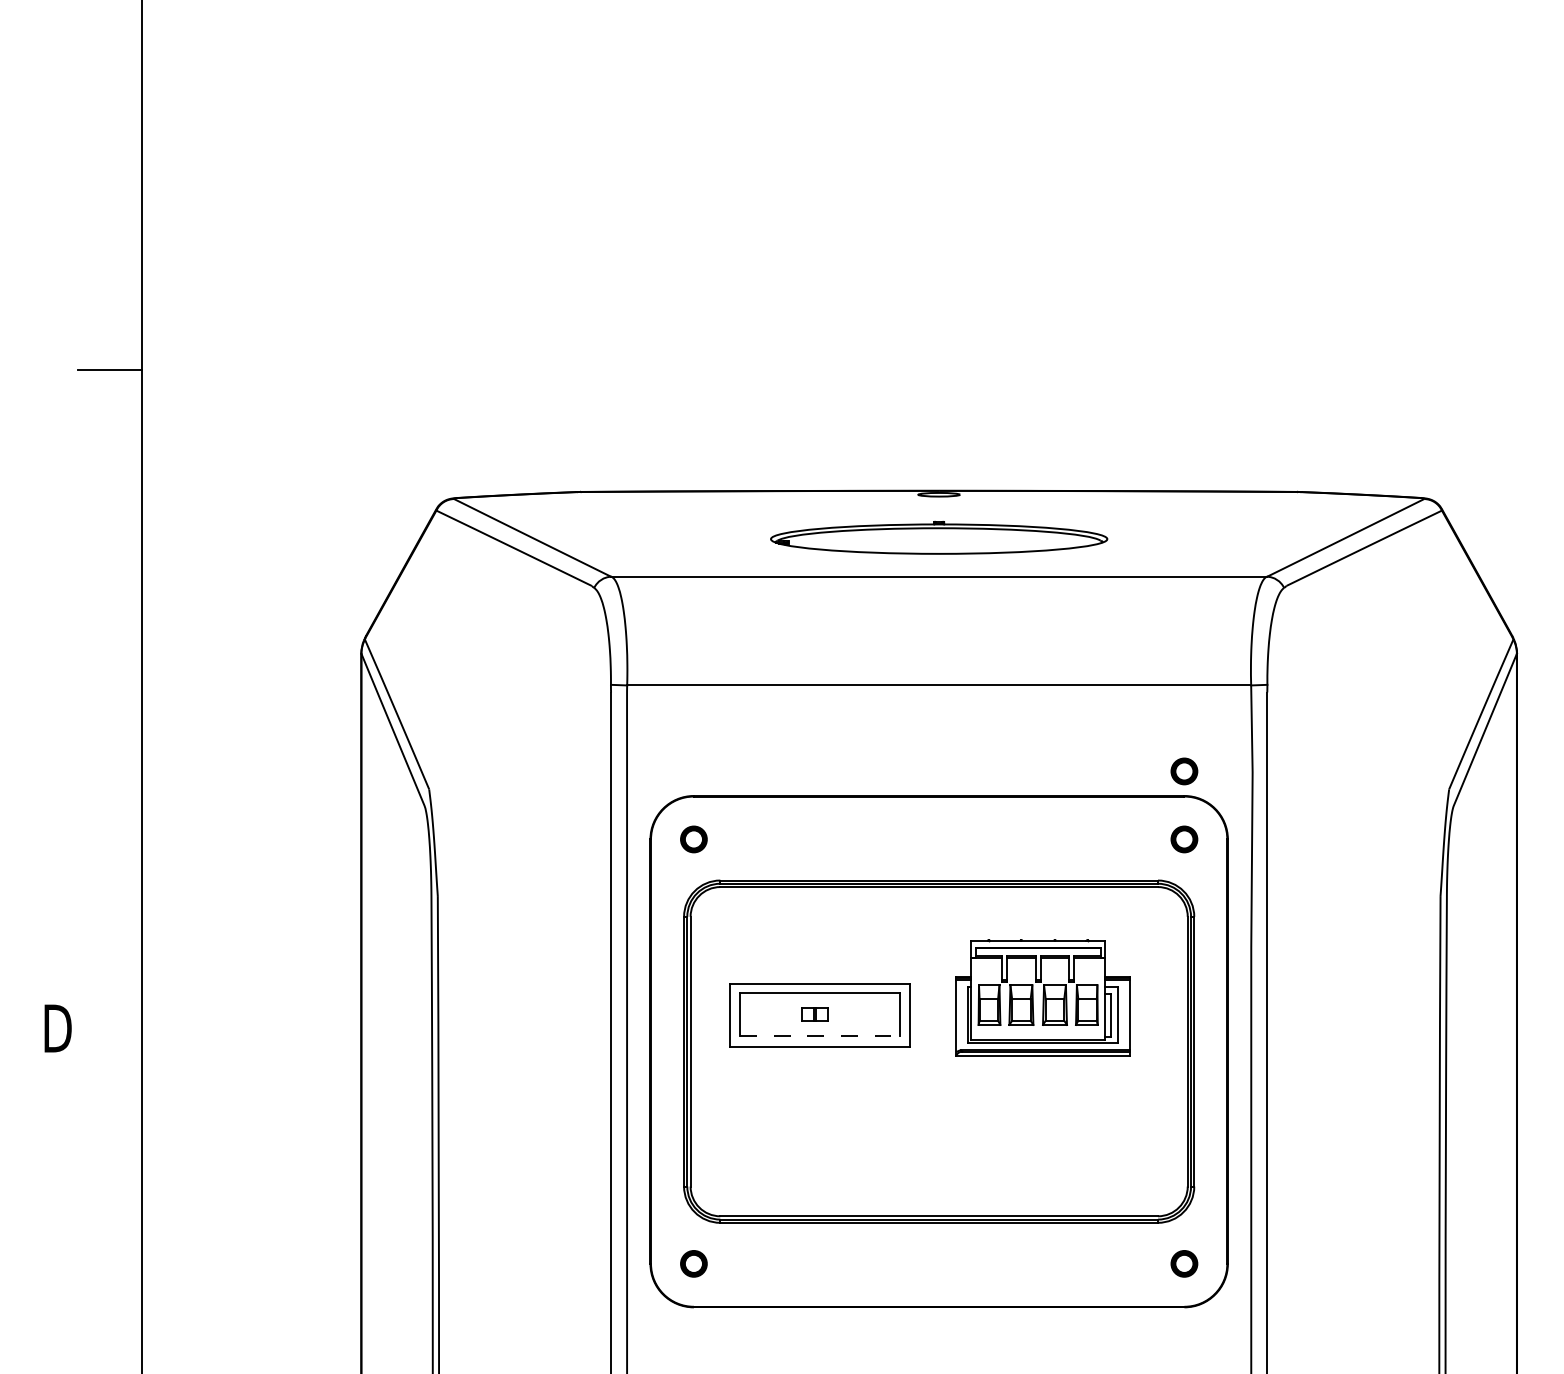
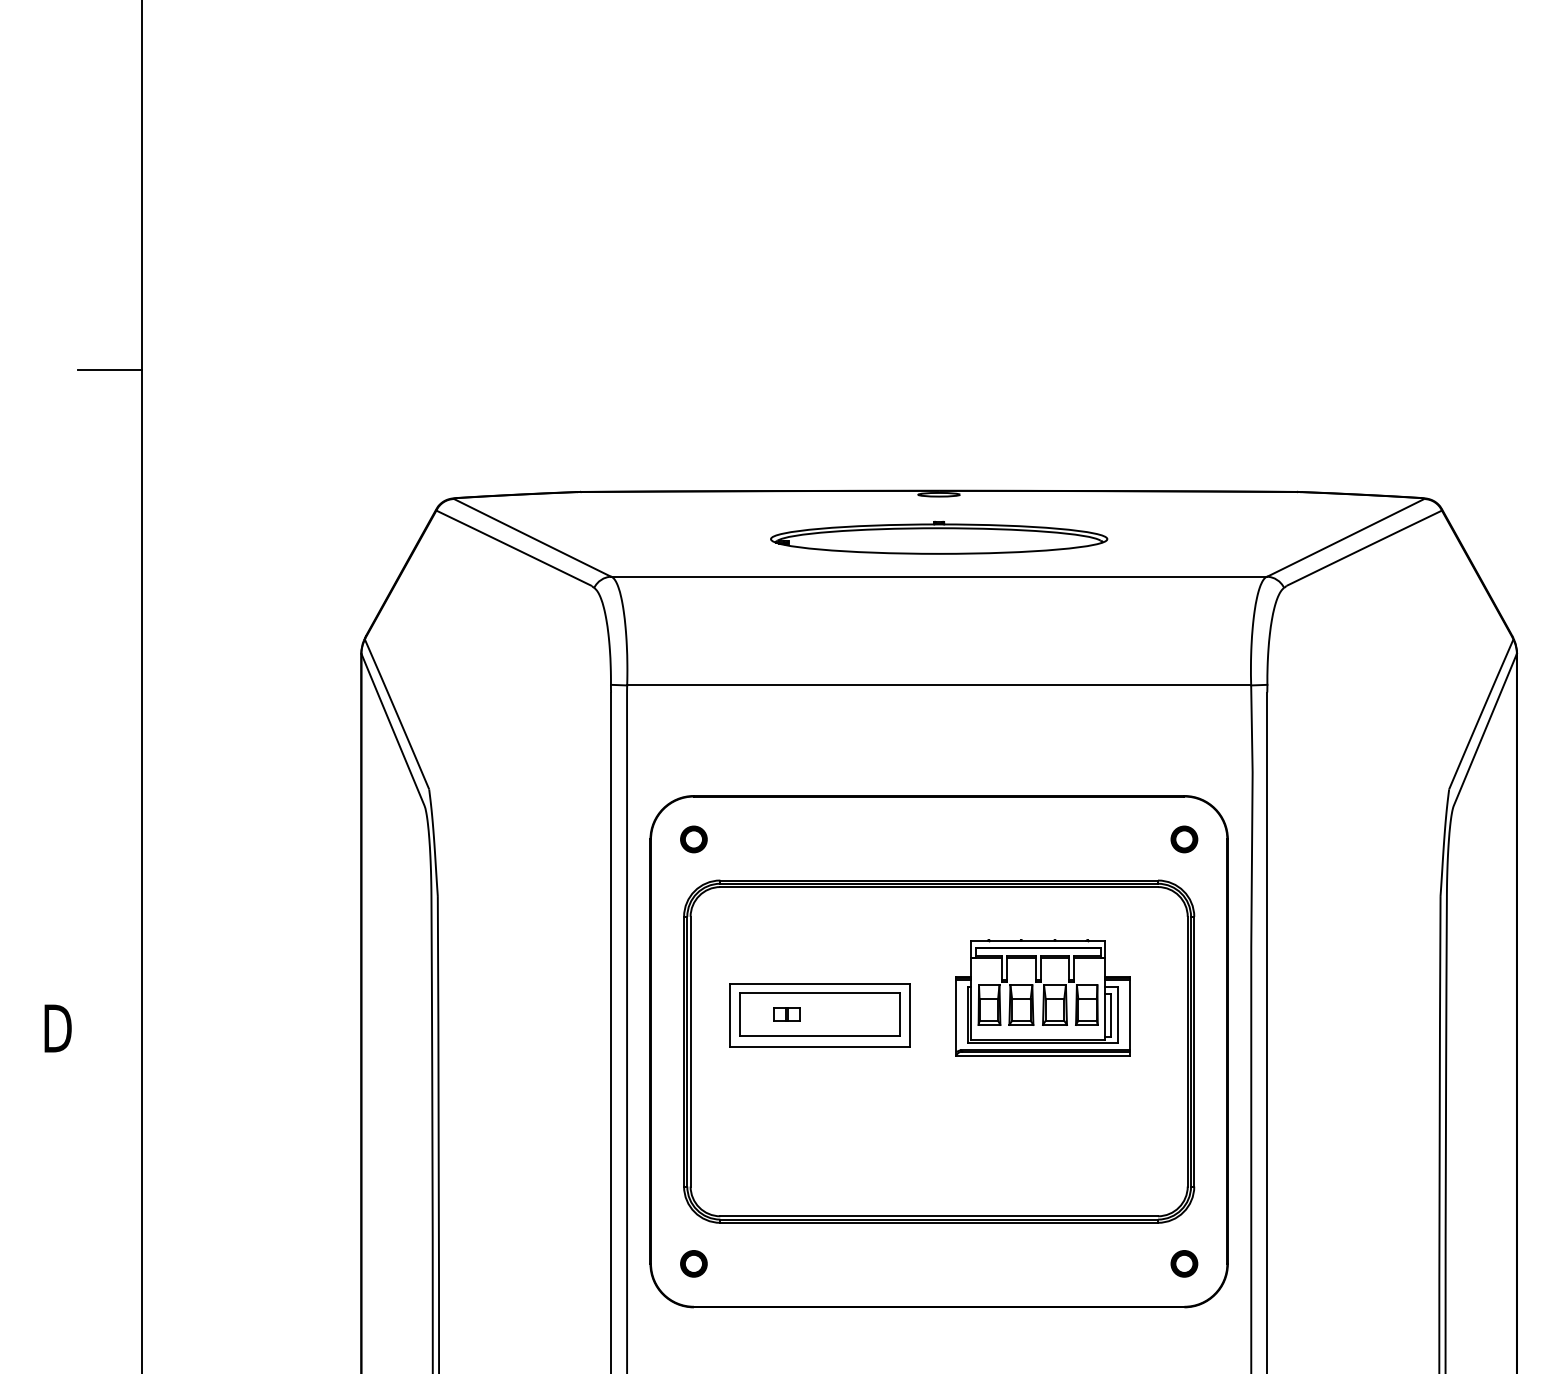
part: present -> none (1184, 771)
part position: (814, 1014) -> (786, 1014) (786, 1014)
line: dashed -> solid (820, 1036)
